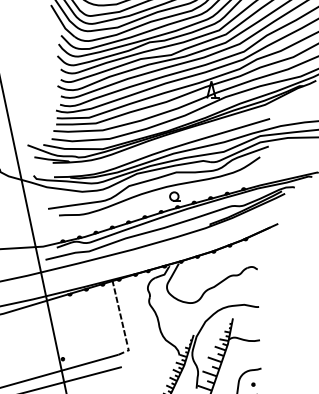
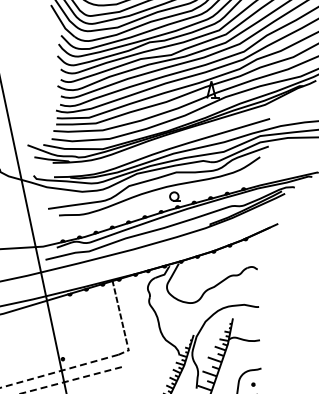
line: solid -> dashed (59, 371)
line: solid -> dashed (70, 380)
